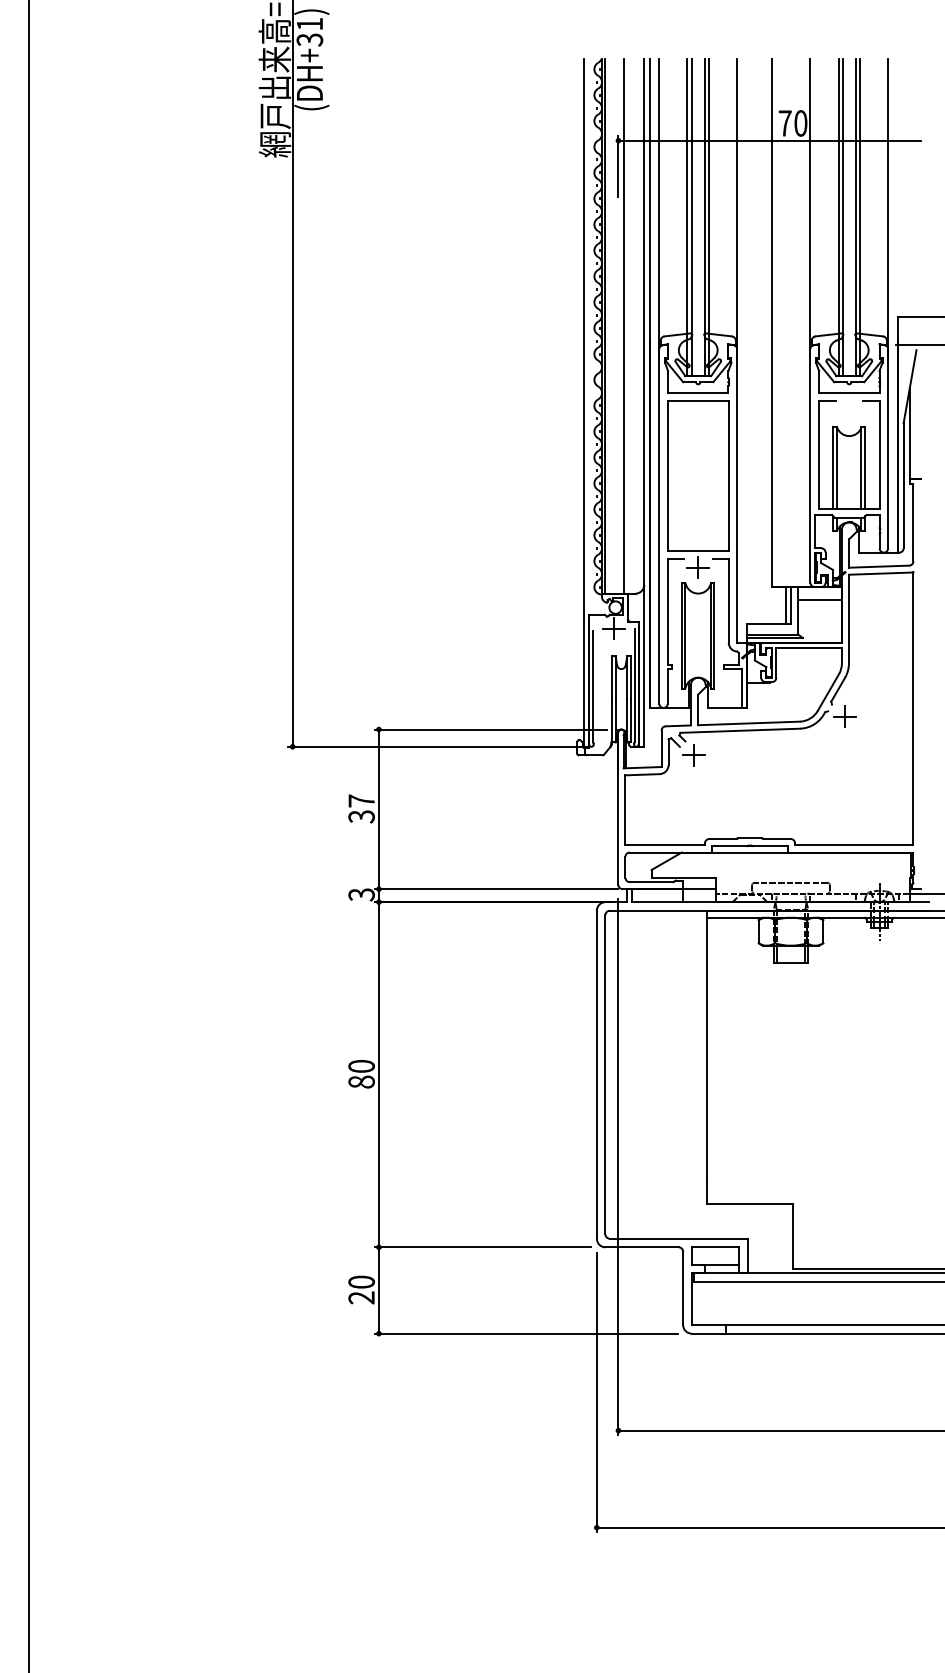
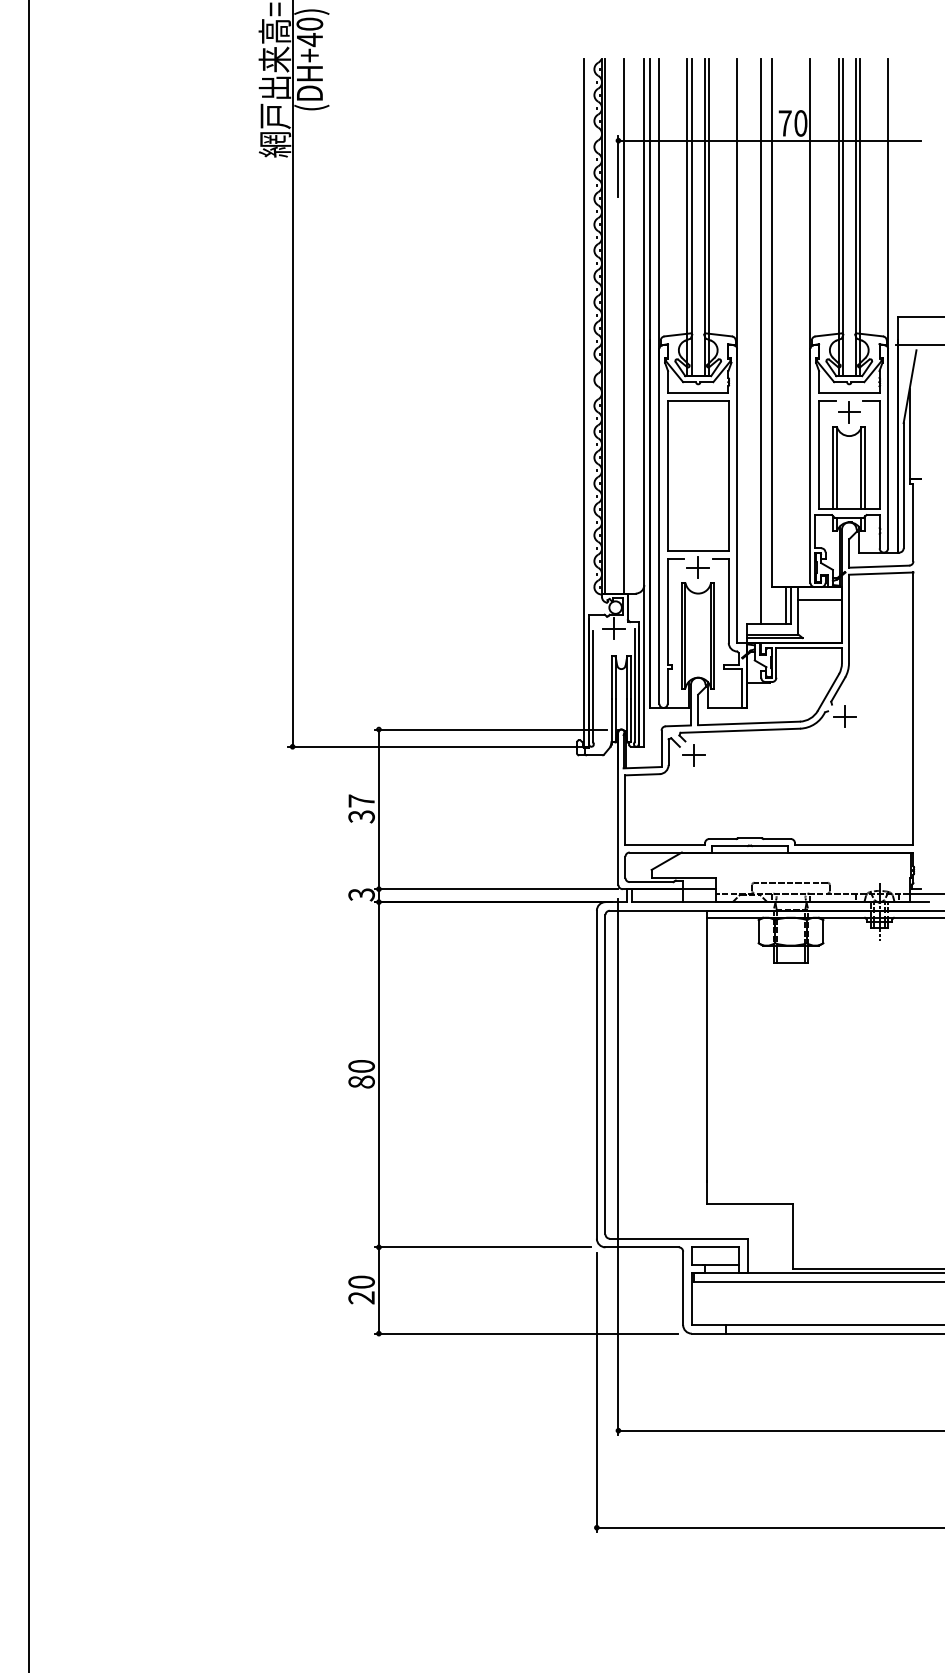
text: (DH+31) -> (DH+40) (309, 32)
line: none -> present (760, 341)
part: none -> present (849, 412)
